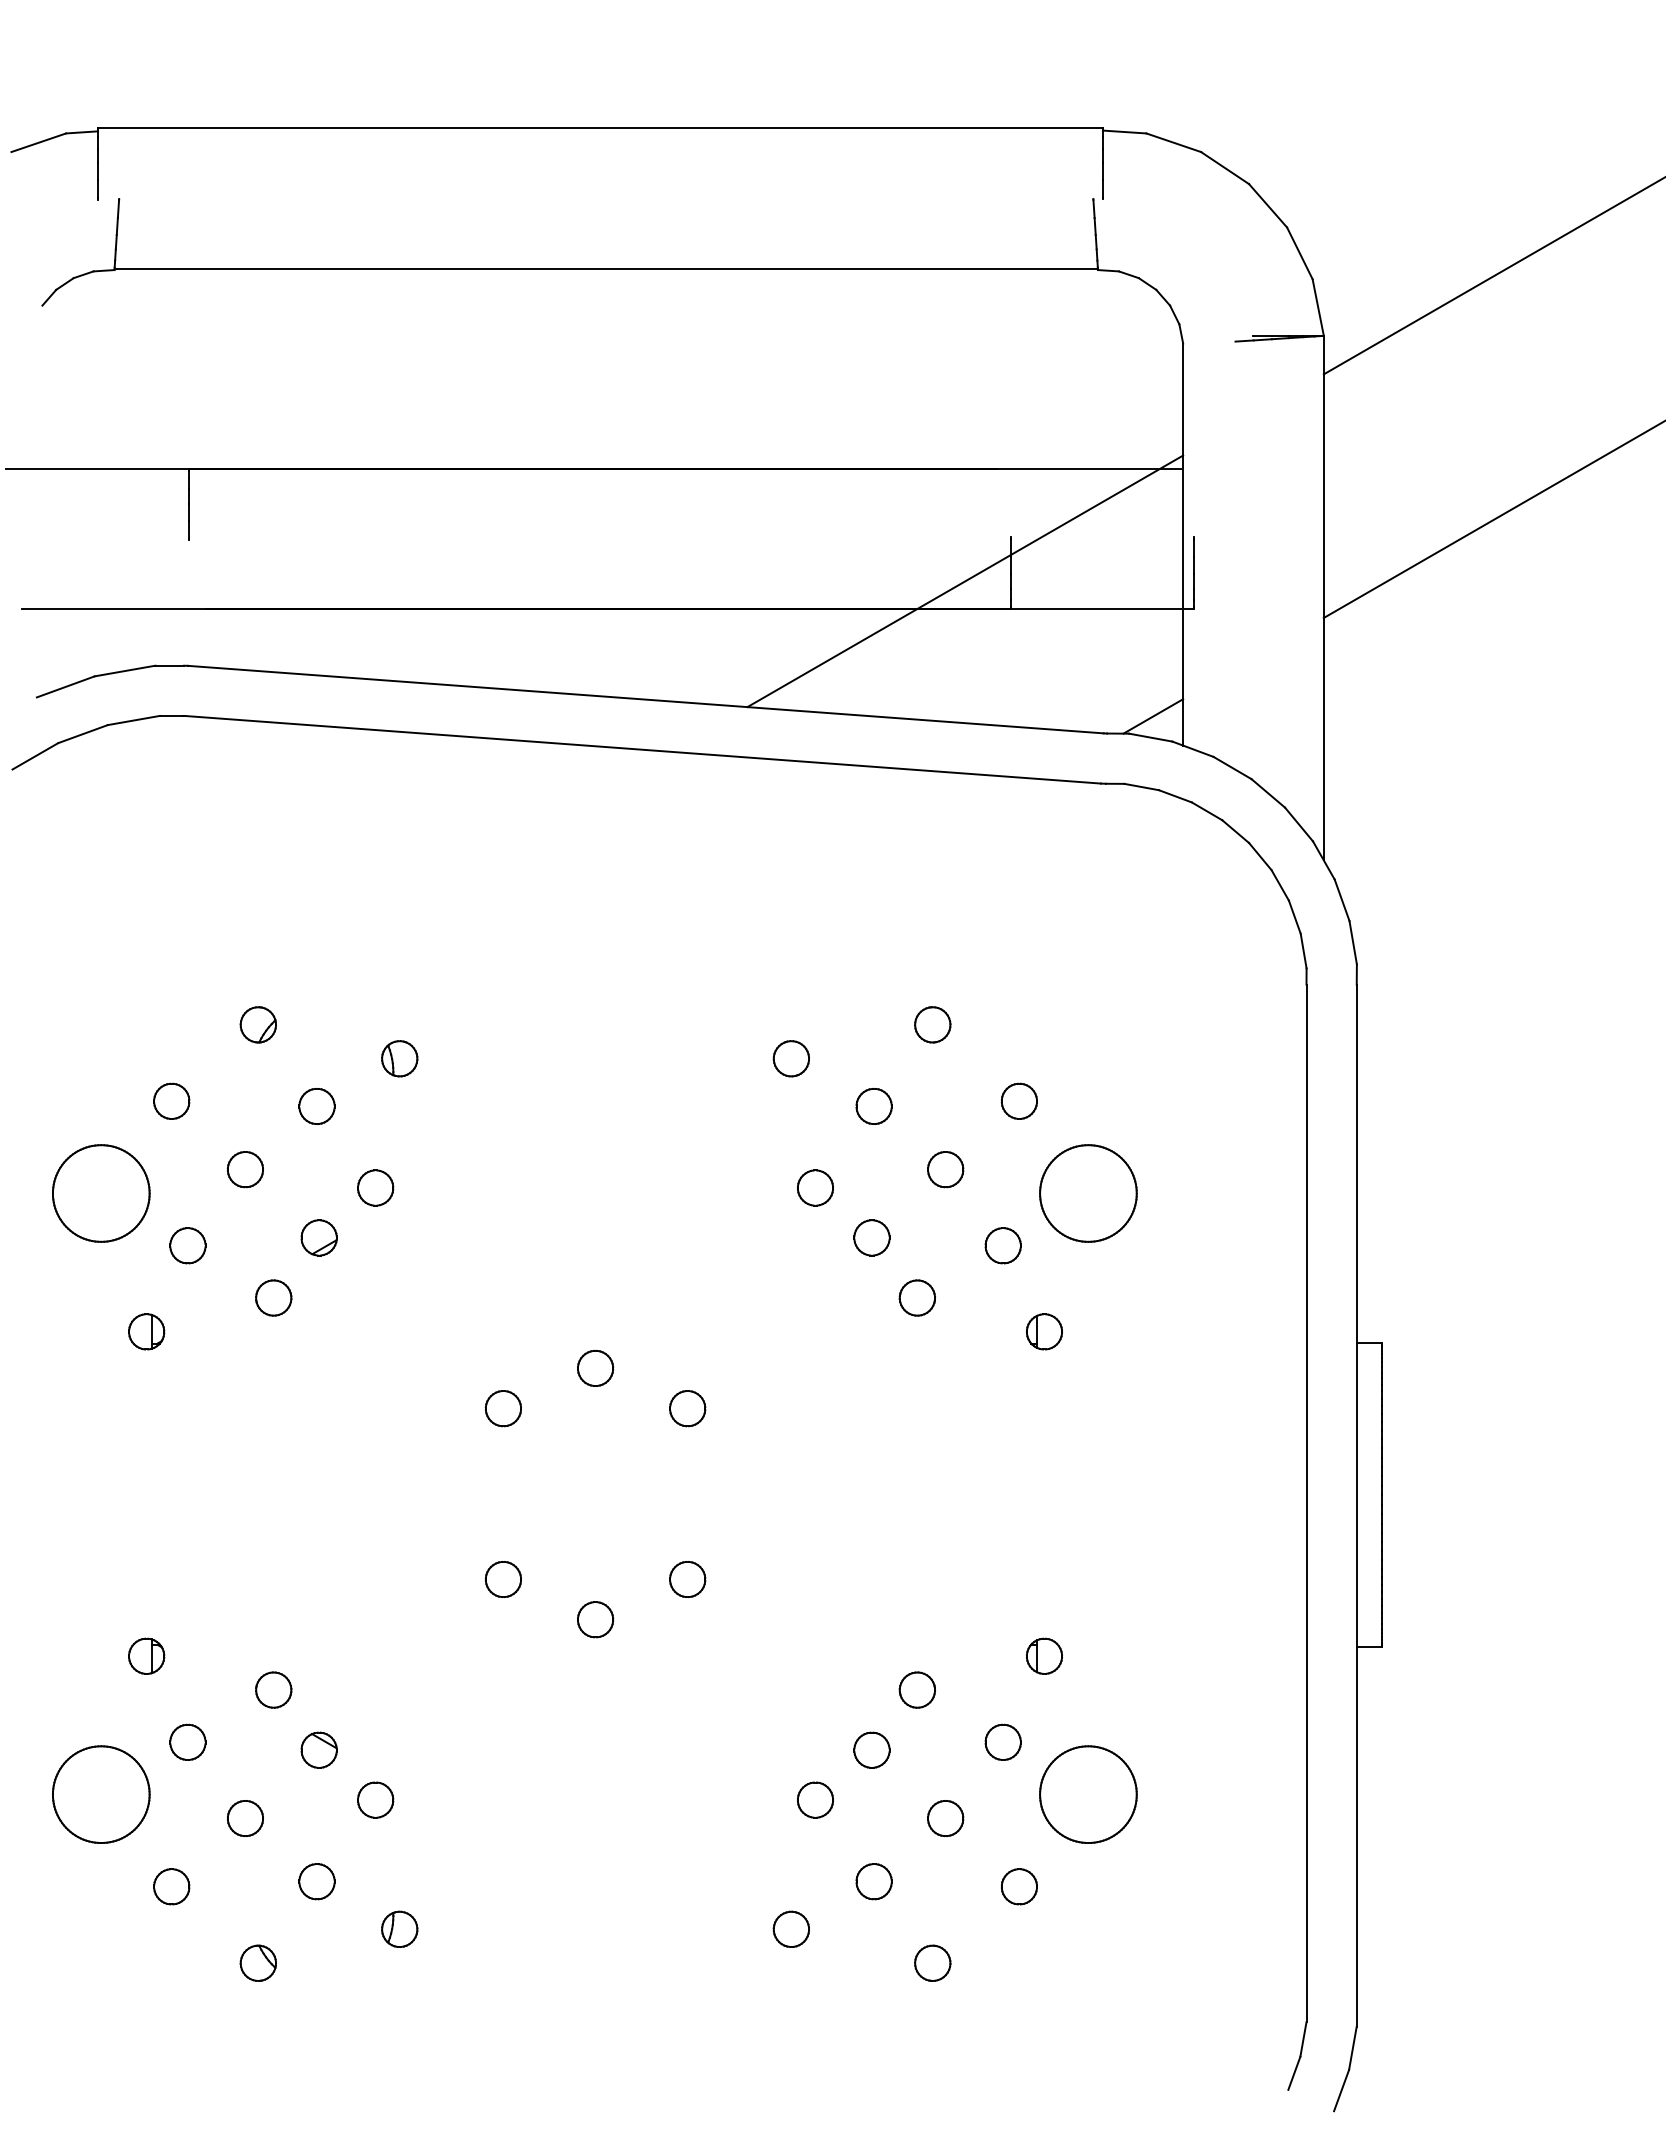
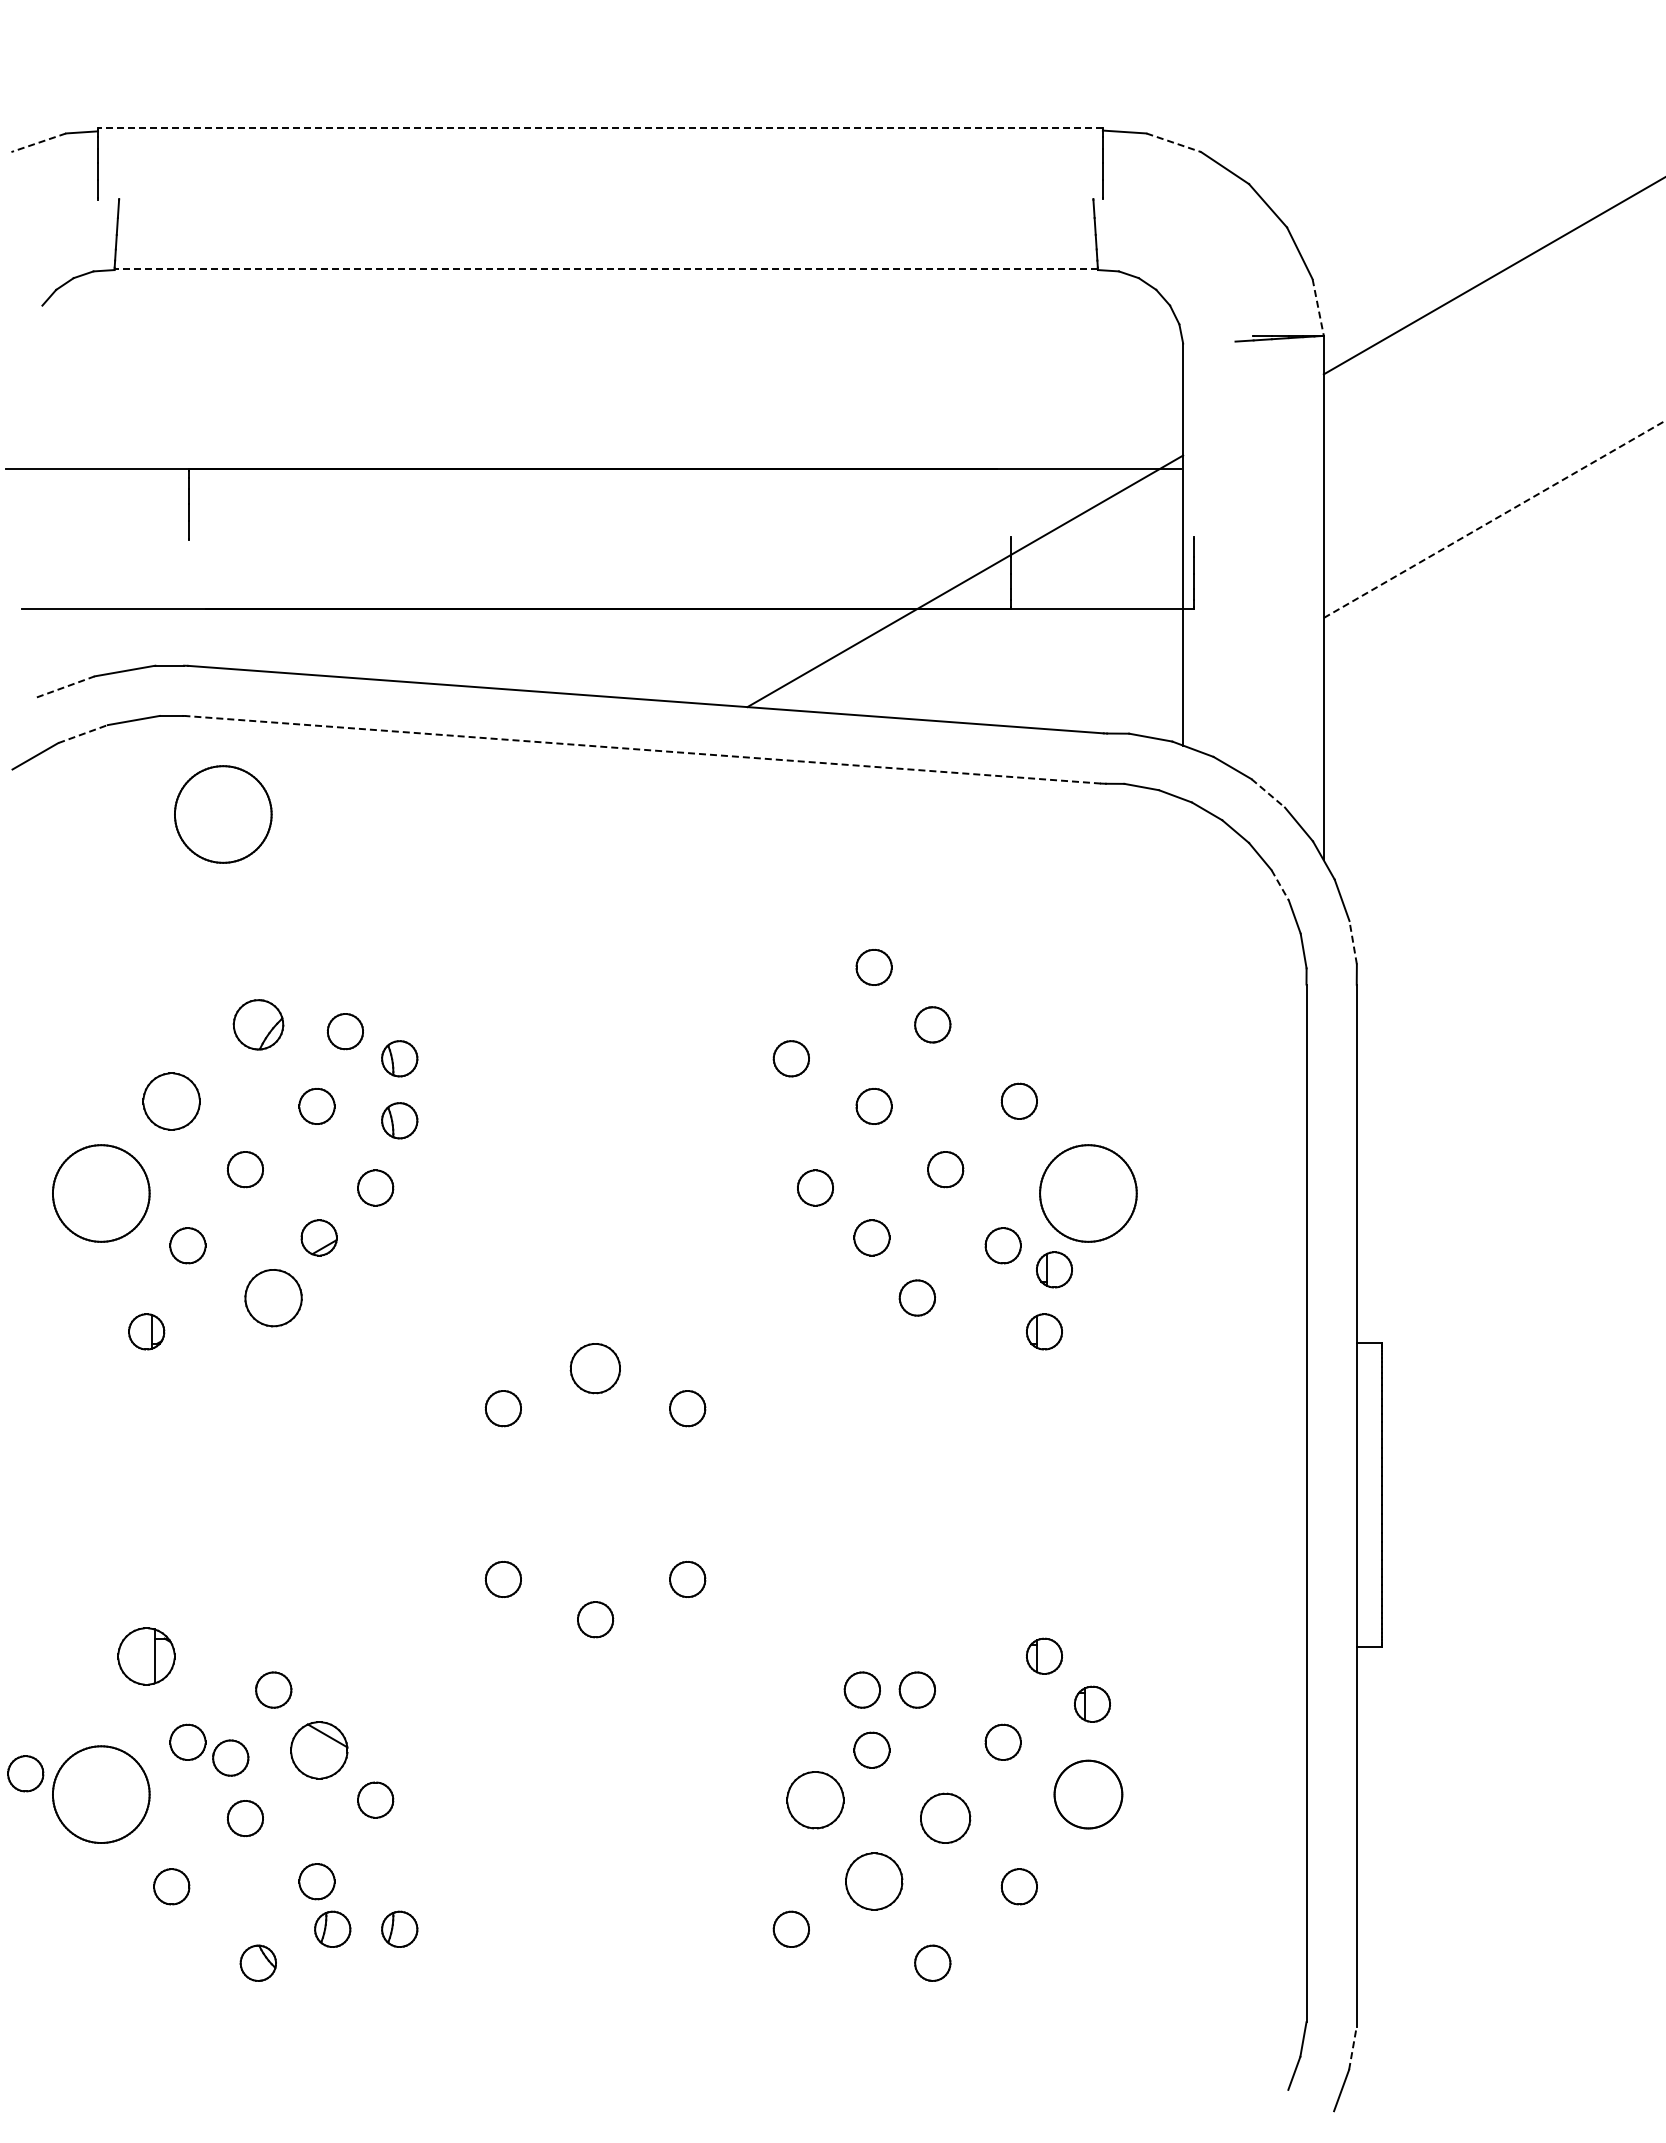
line: solid -> dashed (599, 127)
line: solid -> dashed (38, 142)
line: solid -> dashed (1173, 142)
line: solid -> dashed (606, 268)
line: solid -> dashed (1318, 307)
line: solid -> dashed (1495, 519)
line: solid -> dashed (65, 686)
line: present -> none (1153, 716)
line: solid -> dashed (83, 733)
line: solid -> dashed (642, 749)
line: solid -> dashed (1268, 793)
part: none -> present (223, 814)
line: solid -> dashed (1280, 885)
line: solid -> dashed (1353, 942)
part: none -> present (873, 967)
part size: 38x38 px -> 53x52 px (258, 1024)
part: none -> present (344, 1031)
part size: 38x38 px -> 59x59 px (171, 1101)
part: none -> present (399, 1120)
part: none -> present (1054, 1269)
part size: 38x38 px -> 59x59 px (273, 1298)
part size: 38x38 px -> 52x52 px (594, 1368)
part size: 38x38 px -> 59x59 px (146, 1656)
part: none -> present (861, 1689)
part: none -> present (1092, 1703)
part size: 38x38 px -> 59x59 px (319, 1750)
part: none -> present (230, 1757)
part: none -> present (25, 1773)
part size: 99x99 px -> 71x71 px (1088, 1794)
part size: 37x38 px -> 59x59 px (815, 1800)
part size: 38x38 px -> 52x52 px (945, 1817)
part size: 38x38 px -> 59x59 px (874, 1881)
part: none -> present (332, 1928)
line: solid -> dashed (1352, 2048)
